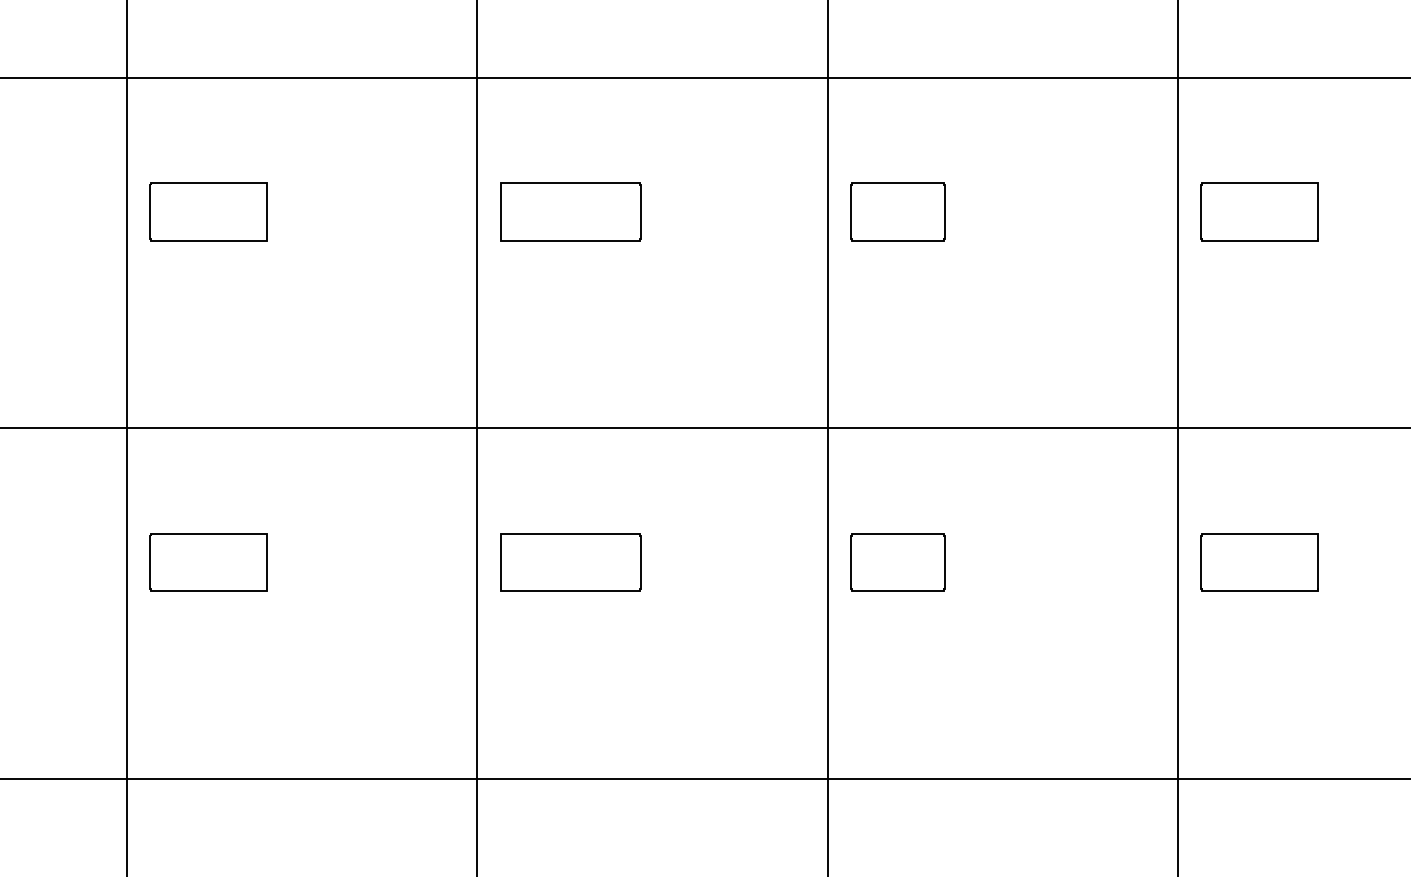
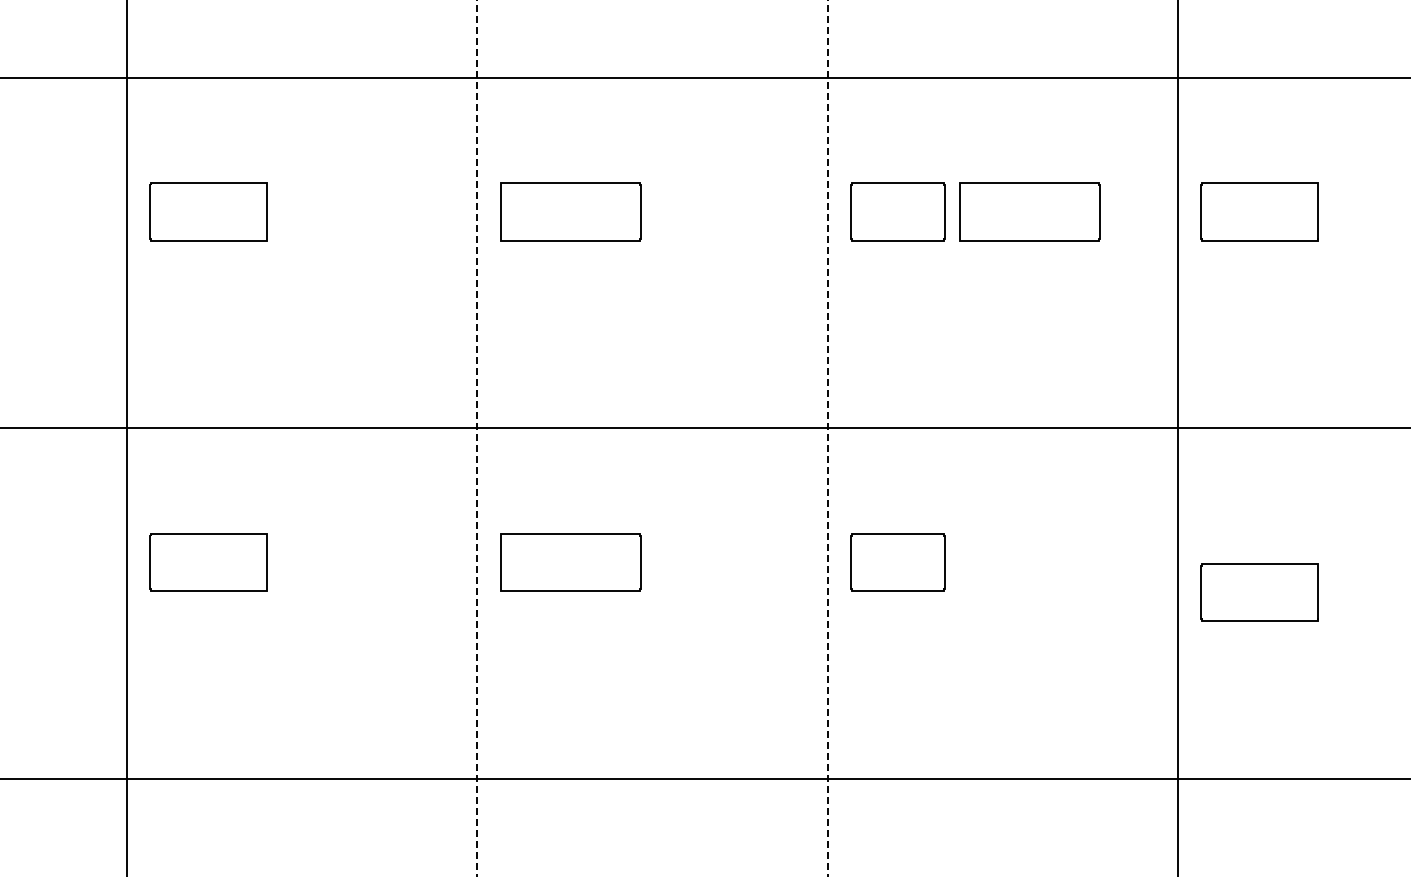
part: none -> present (1029, 211)
line: solid -> dashed (477, 438)
line: solid -> dashed (827, 438)
part position: (1259, 562) -> (1259, 592) (1259, 592)
